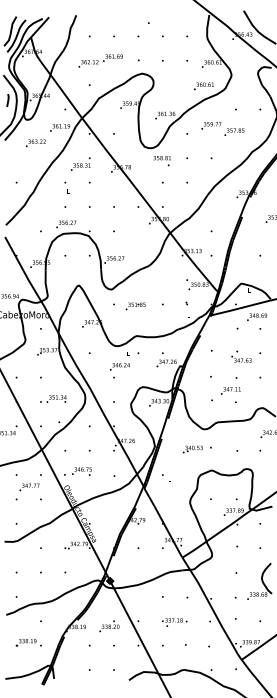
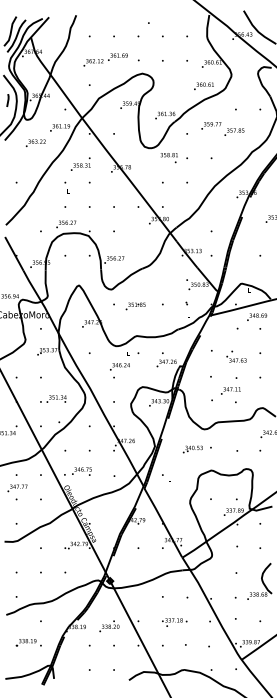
text position: (100, 60) -> (105, 59) (105, 59)
text position: (161, 161) -> (168, 158) (168, 158)
text position: (241, 356) -> (236, 356) (236, 356)
text position: (29, 487) -> (17, 488) (17, 488)
